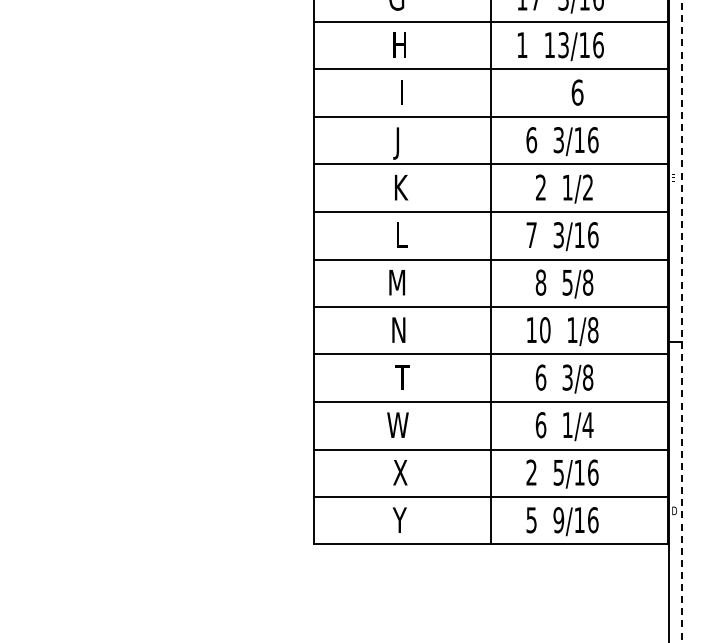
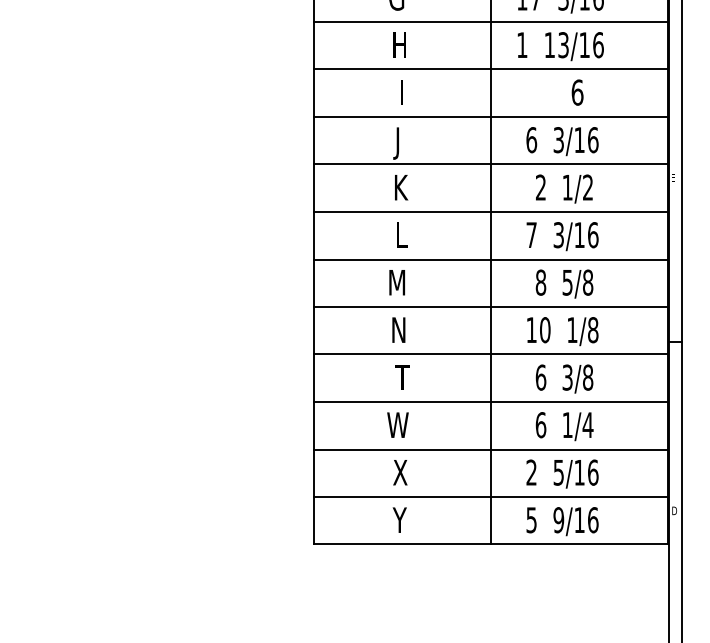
line: dashed -> solid (681, 321)
